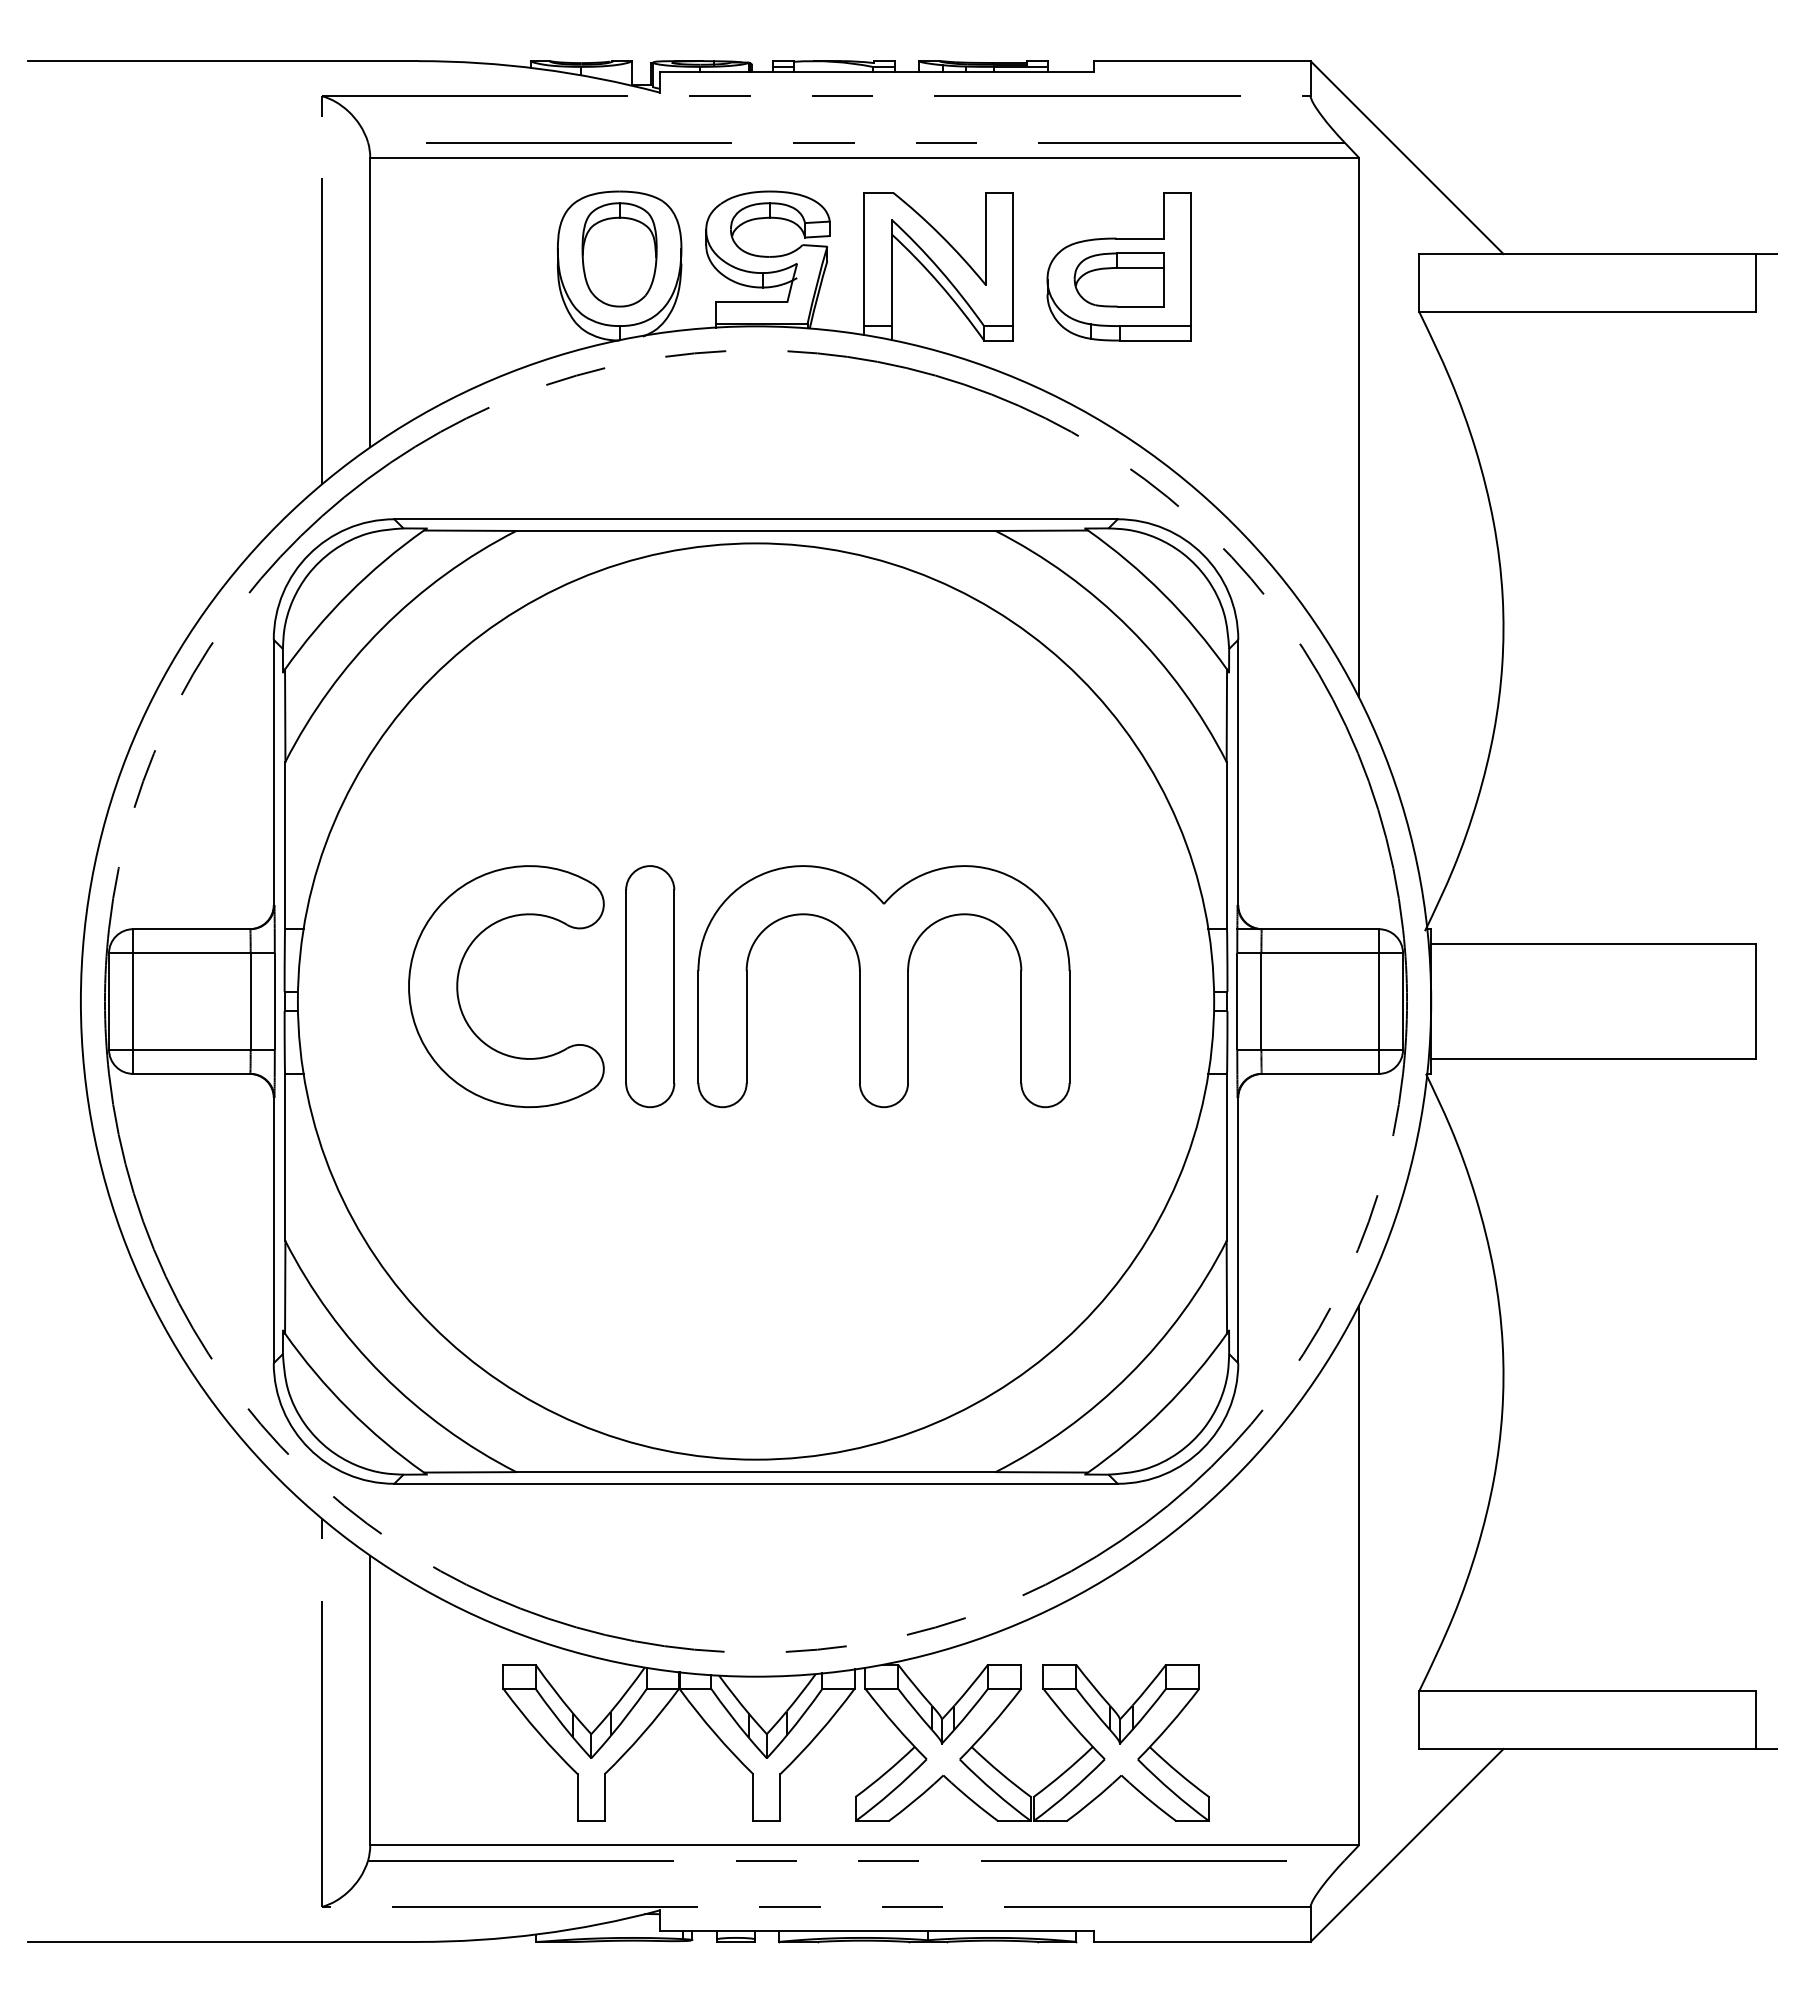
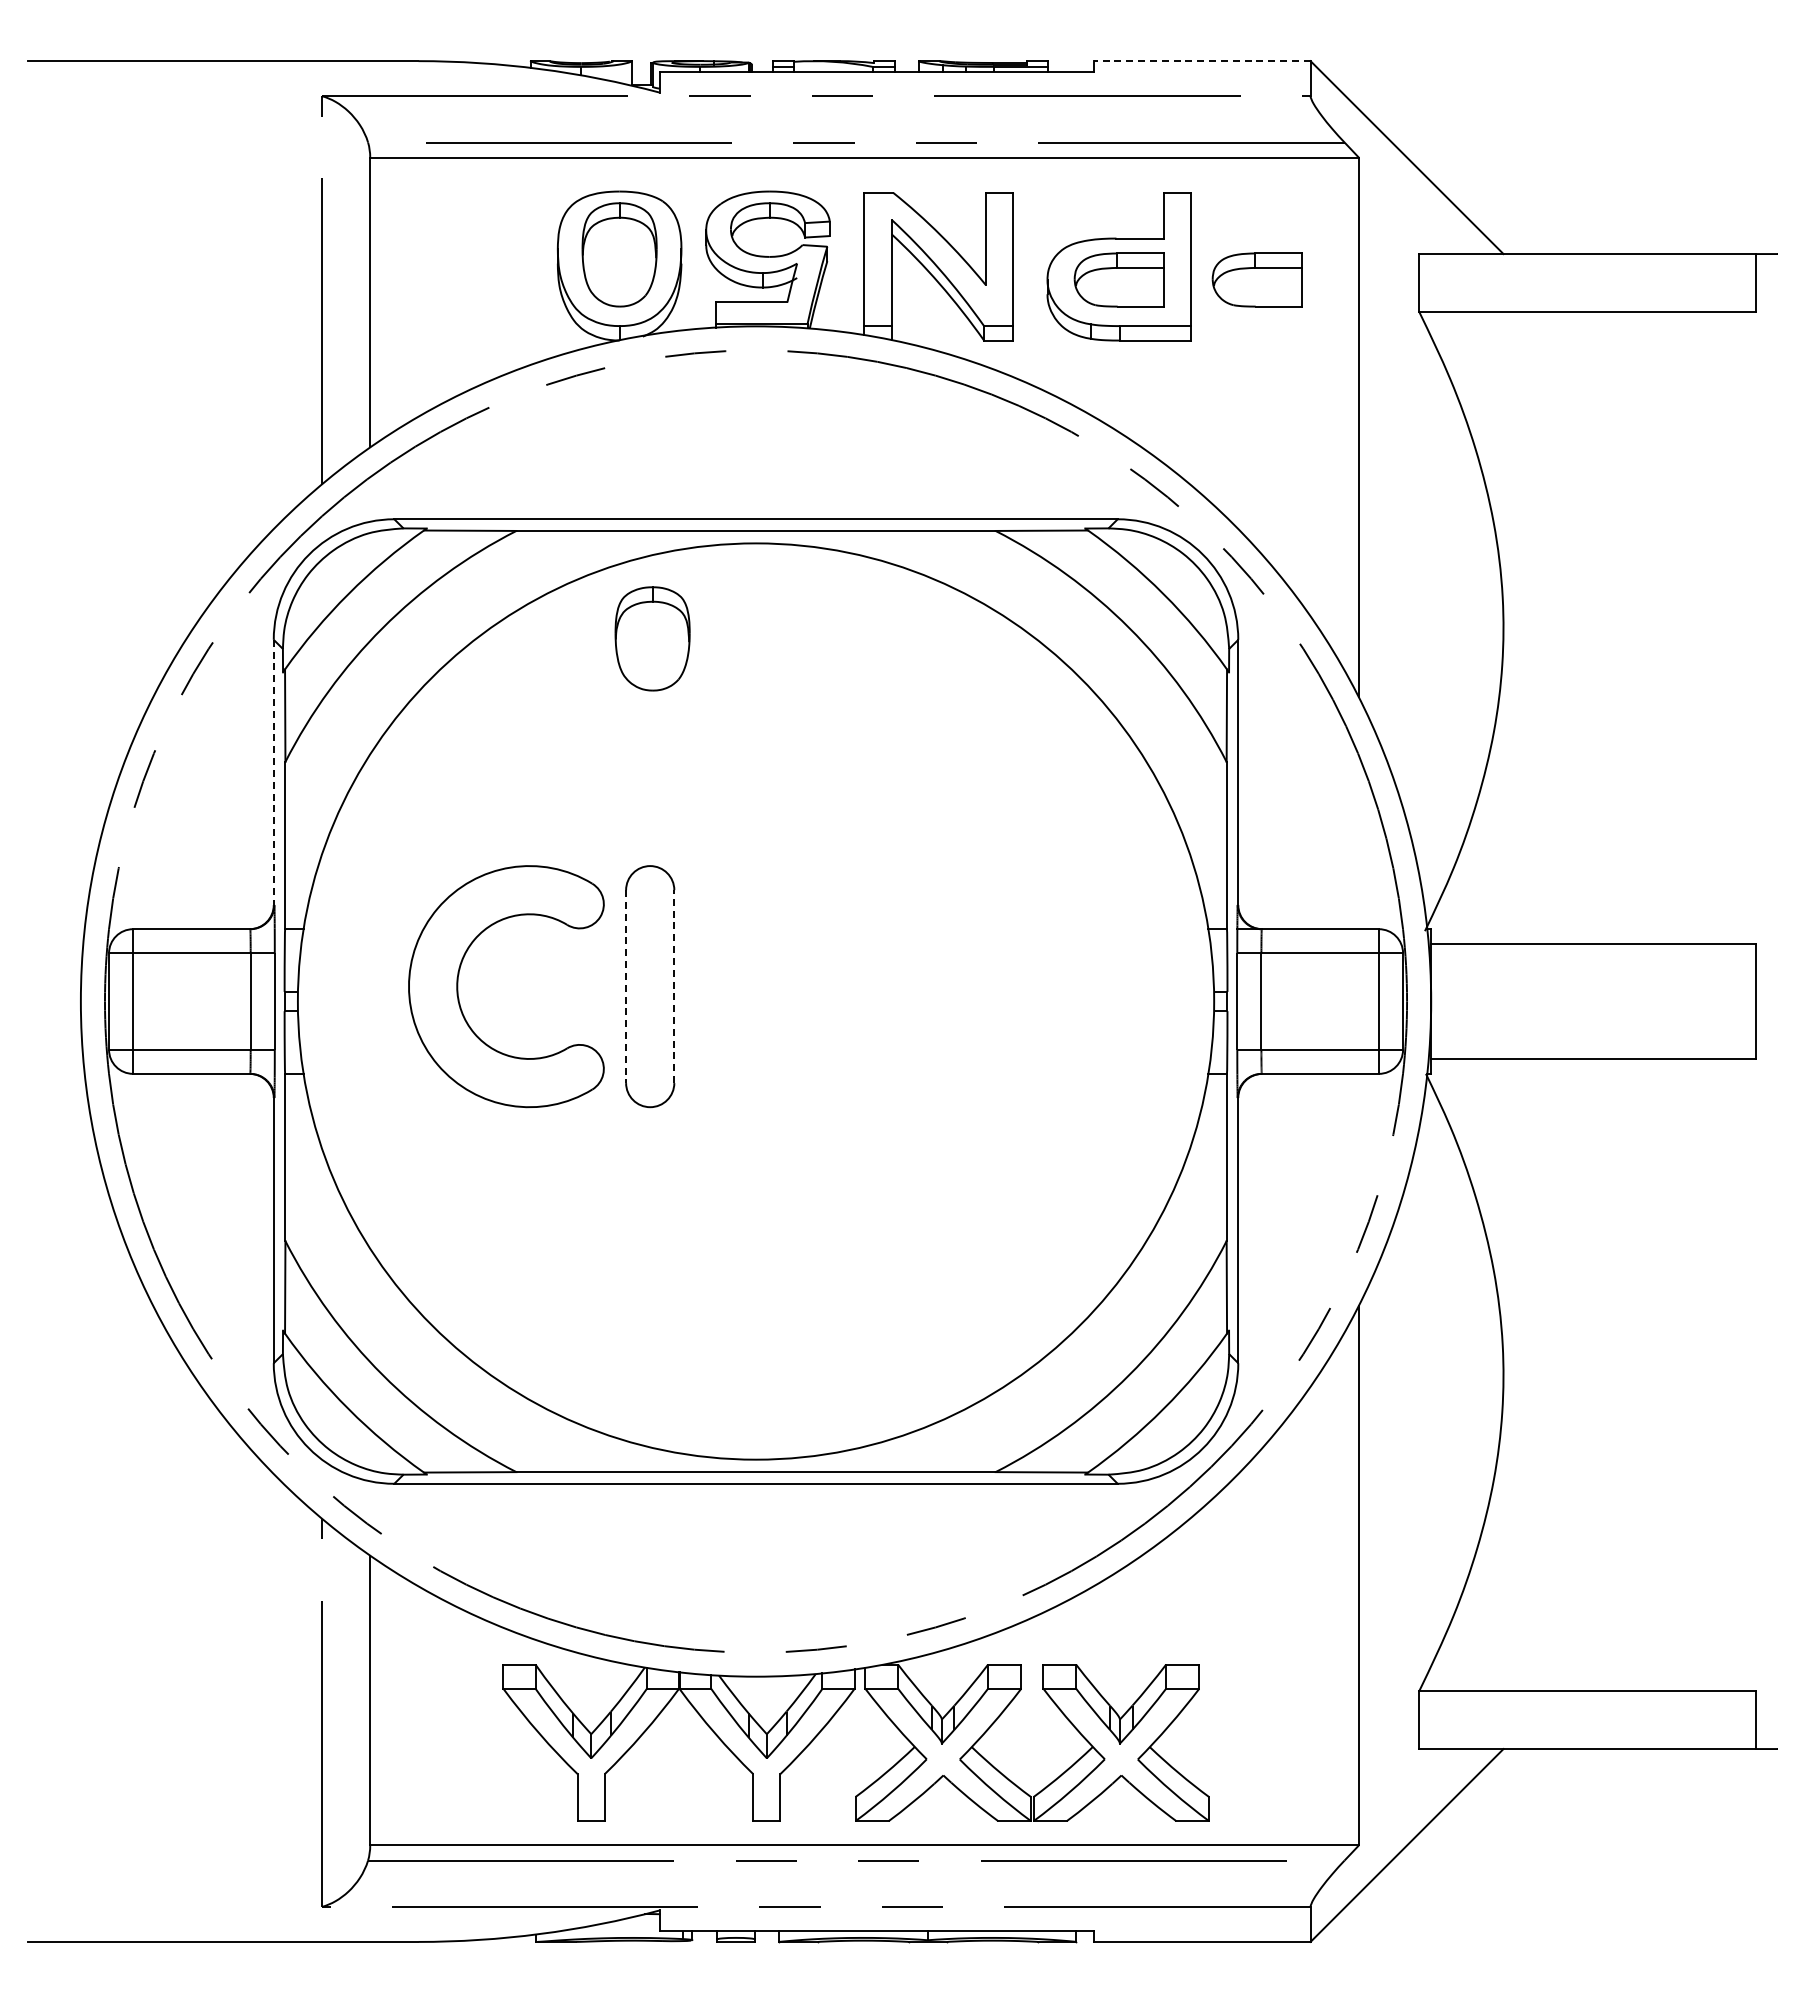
line: solid -> dashed (1202, 61)
part: none -> present (1256, 279)
part: none -> present (652, 638)
line: solid -> dashed (273, 772)
line: solid -> dashed (674, 986)
part: present -> none (883, 986)
line: solid -> dashed (626, 987)
